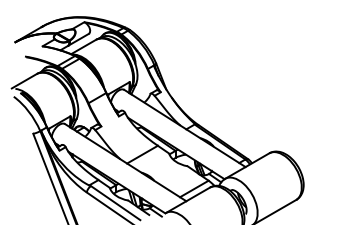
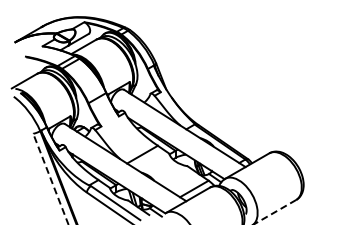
line: solid -> dashed (50, 178)
line: solid -> dashed (274, 212)
